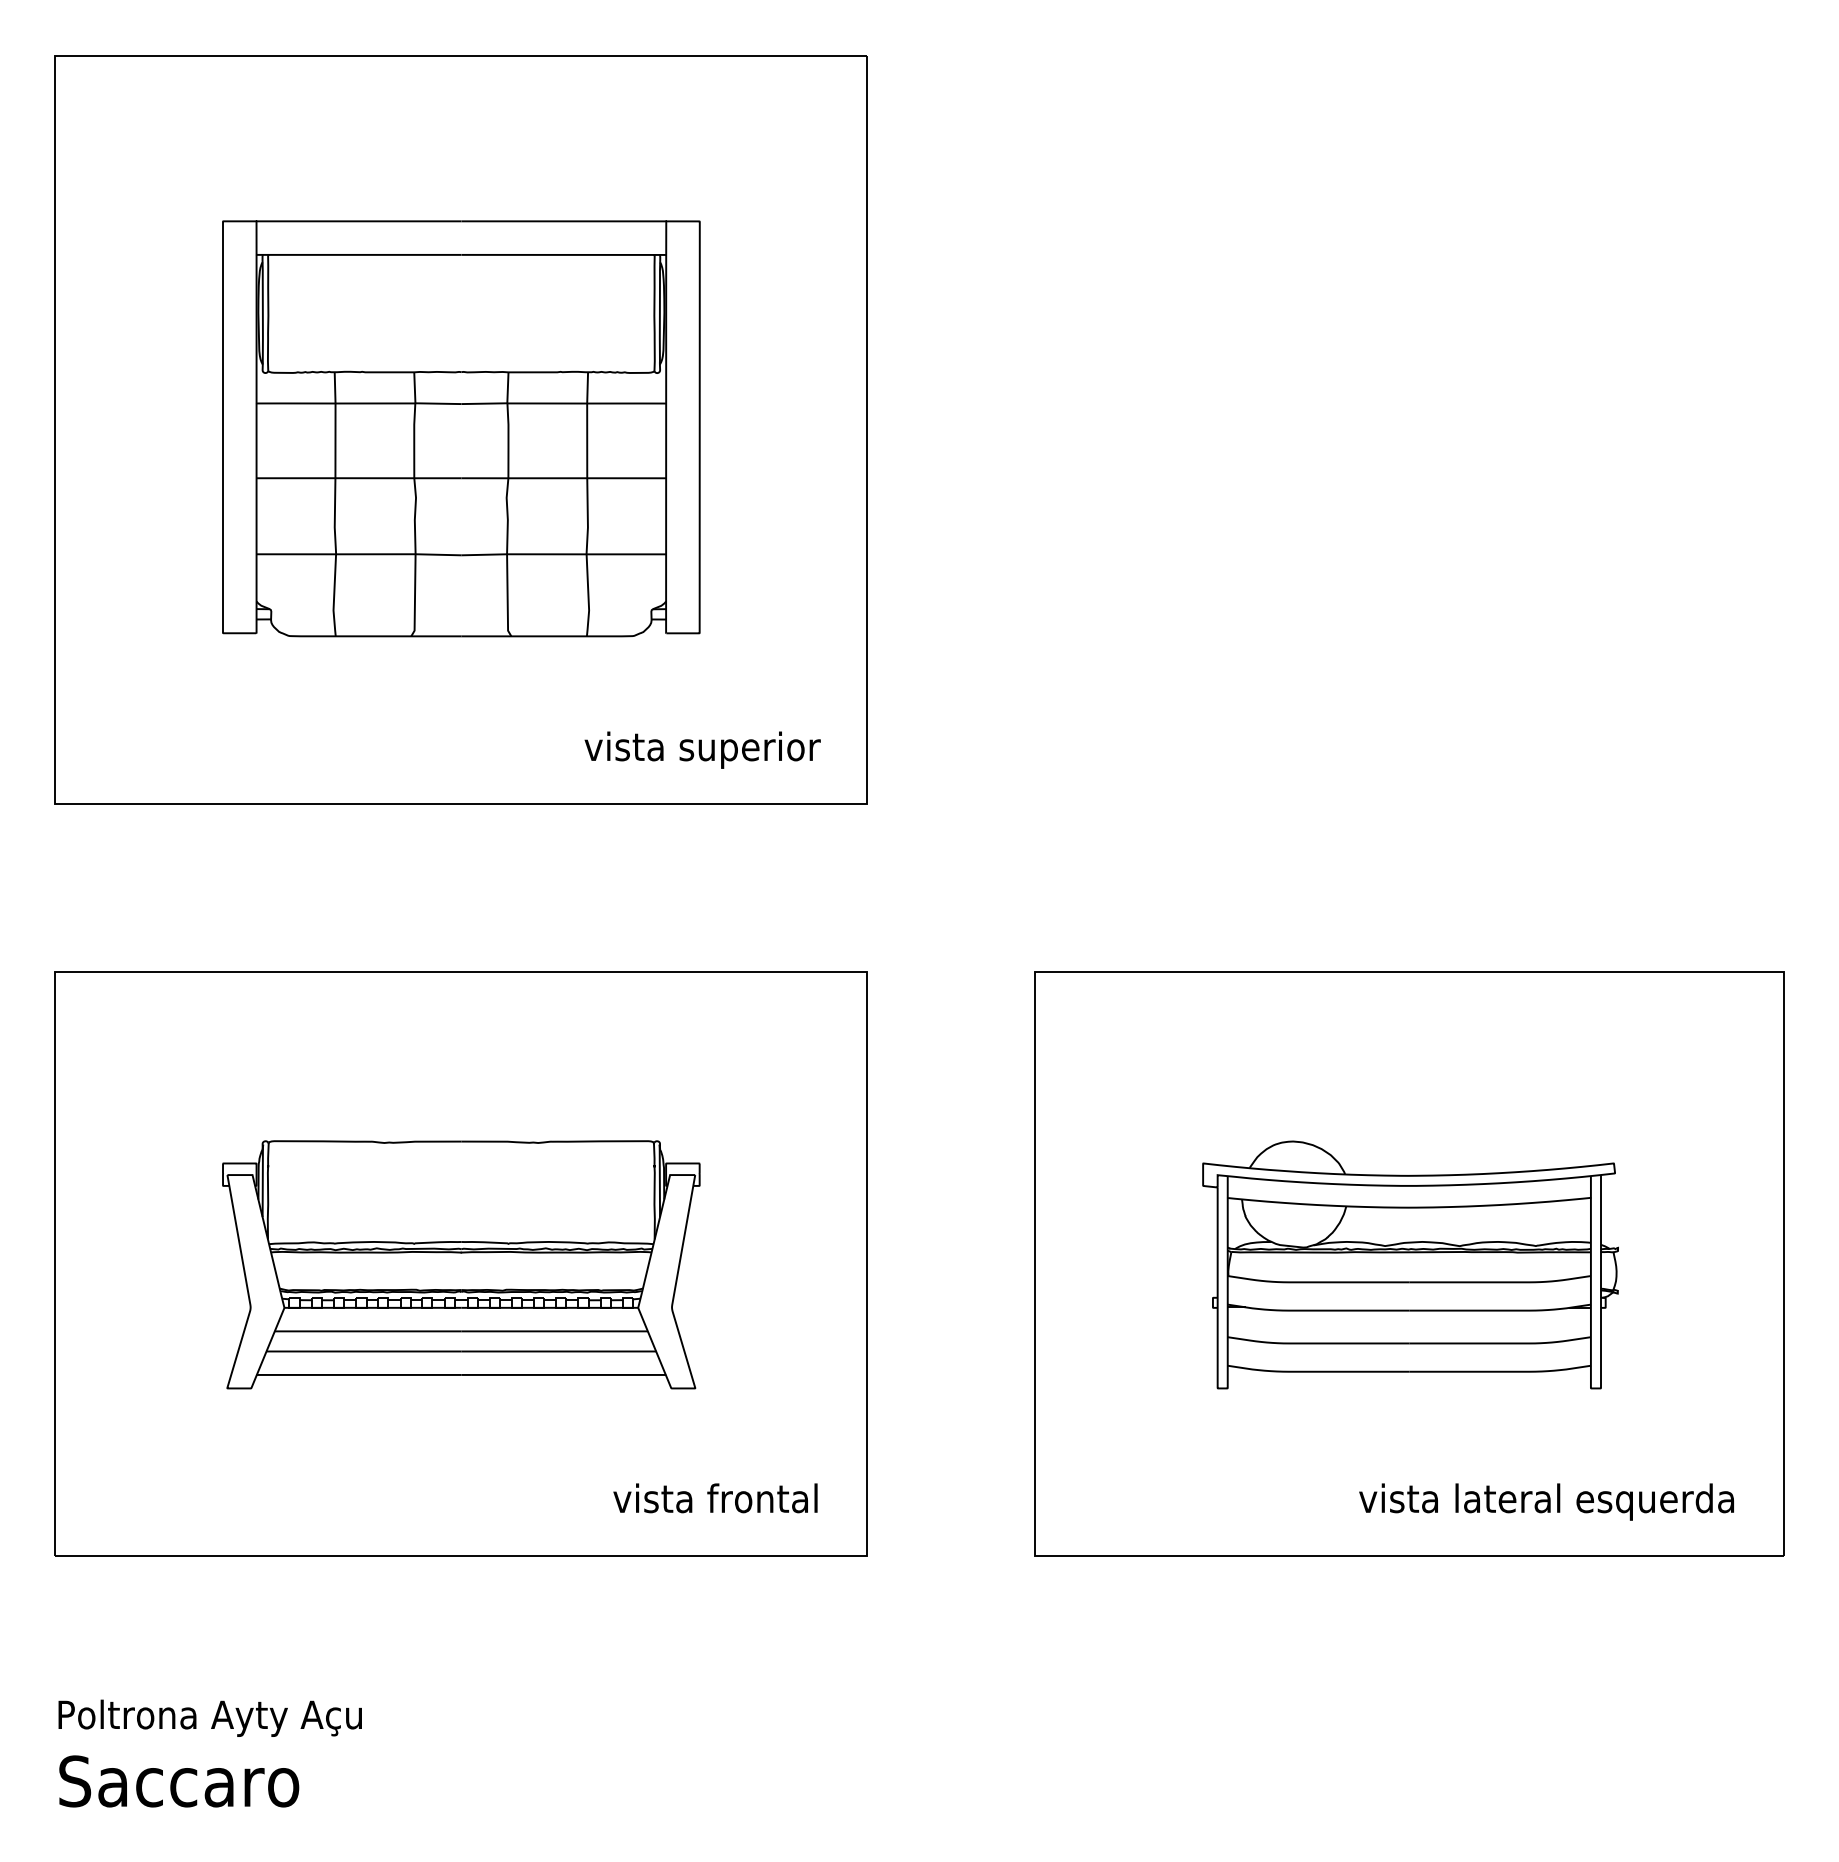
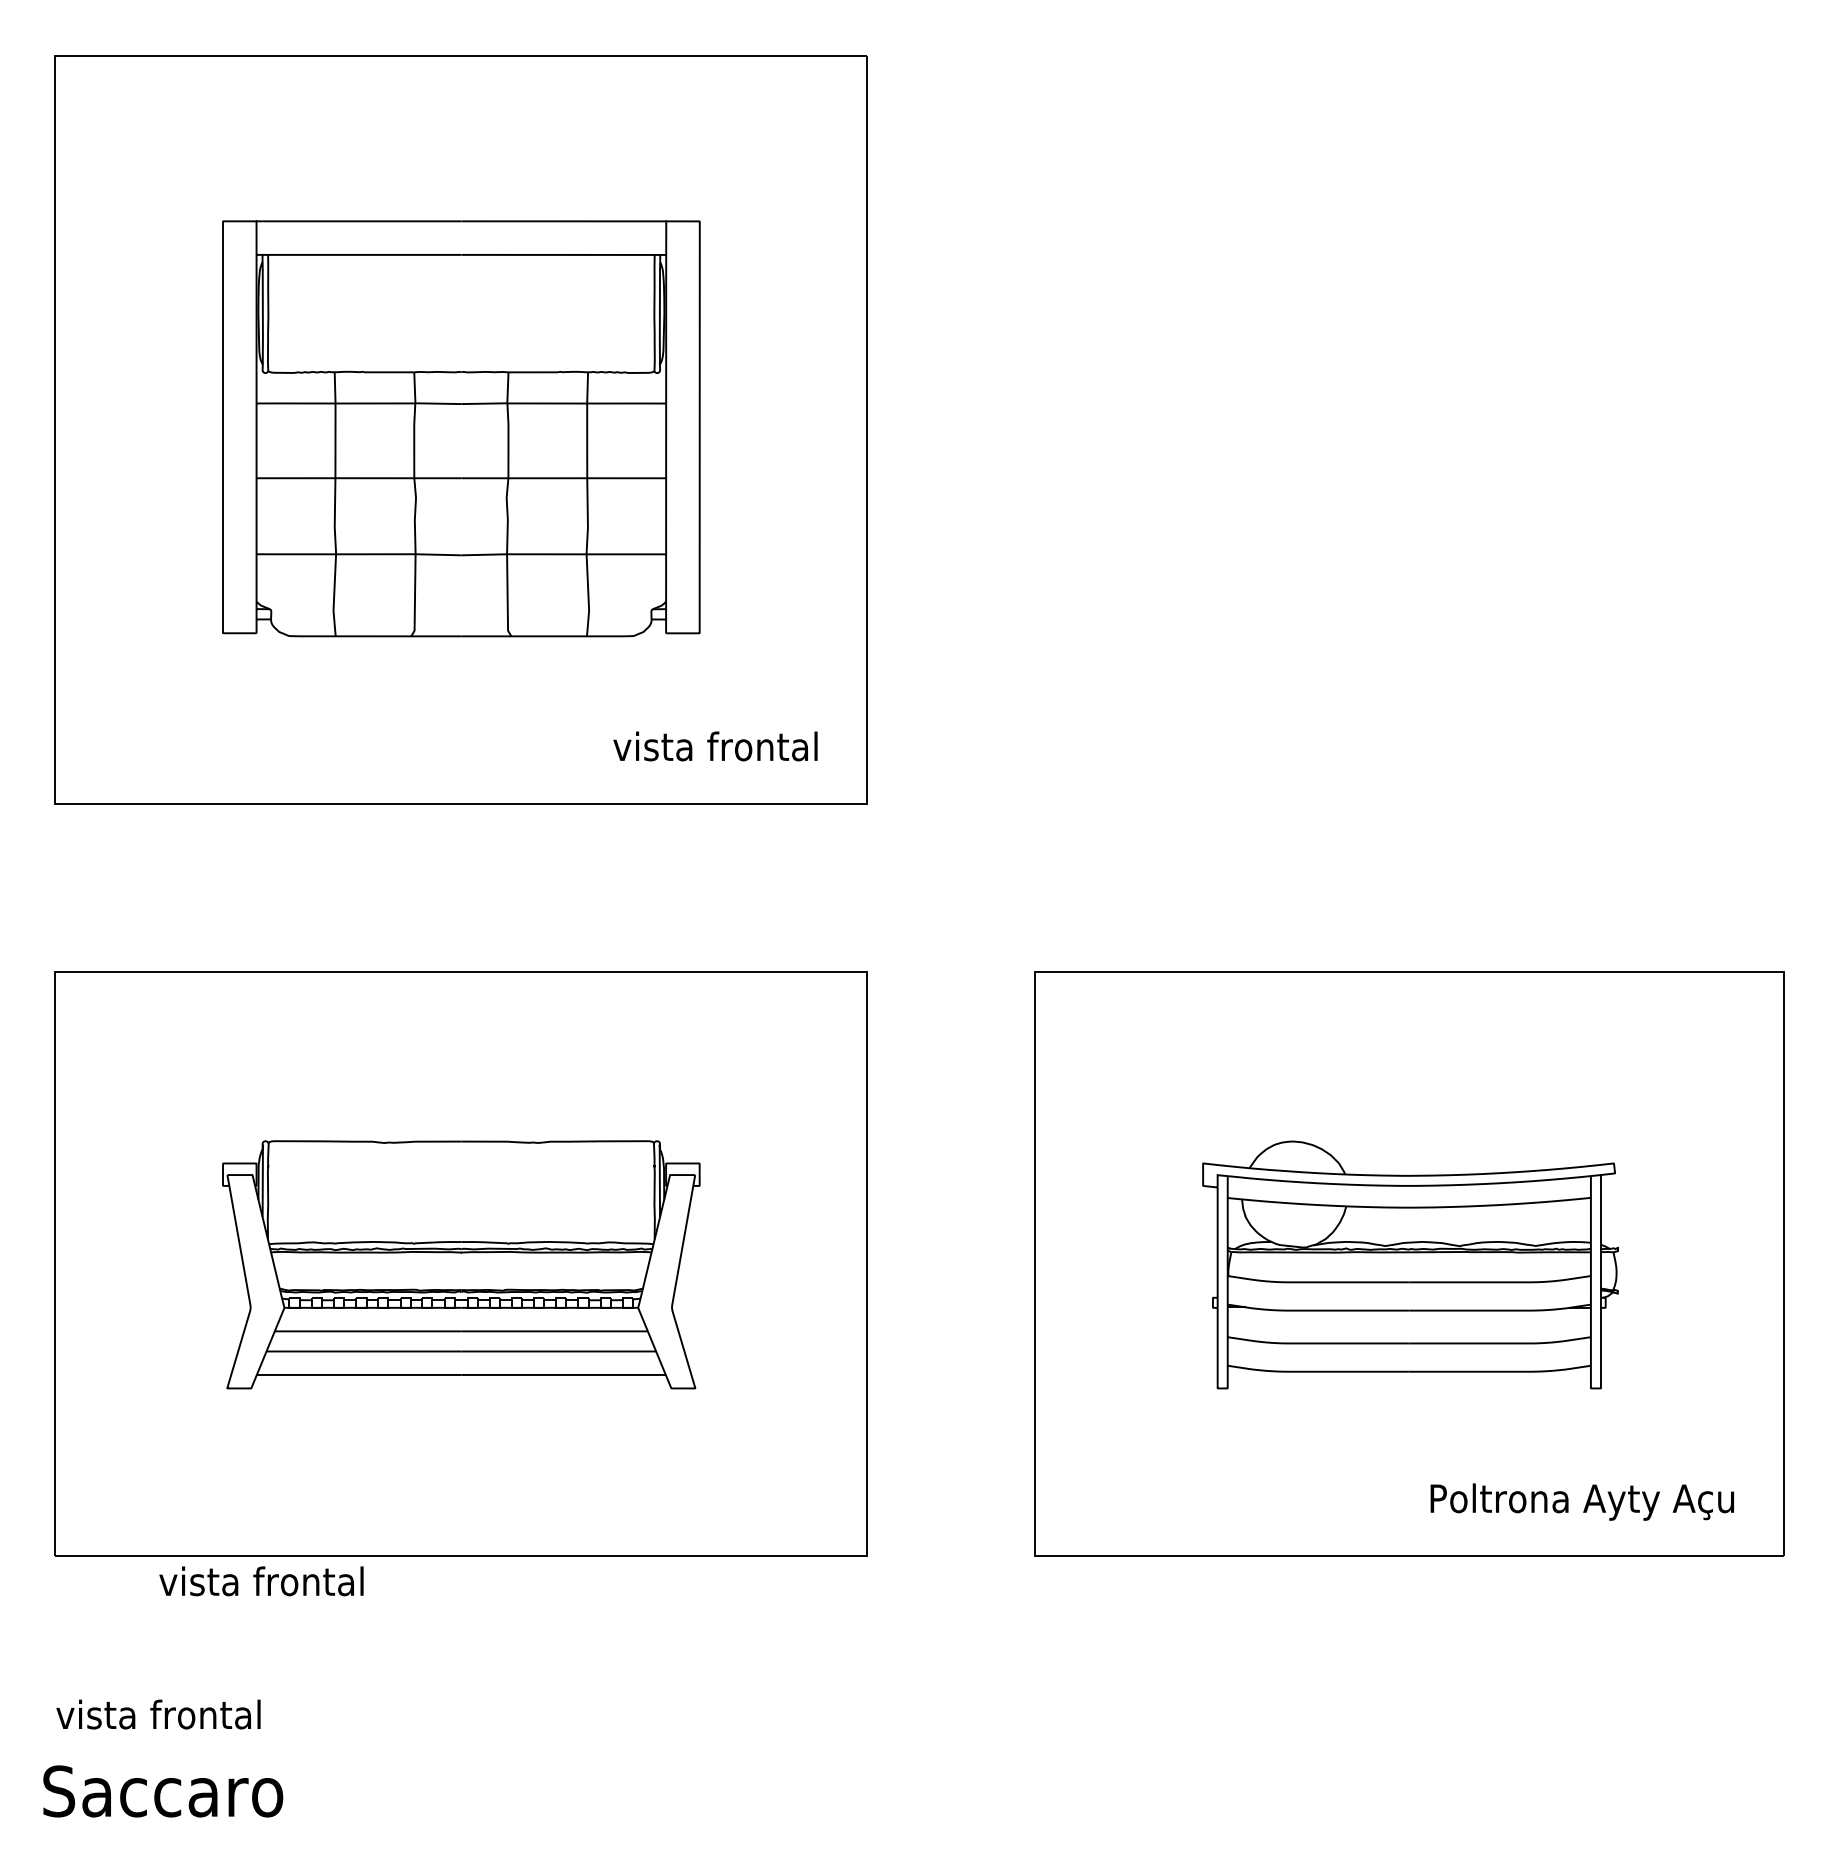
text: vista superior -> vista frontal (702, 749)
text position: (715, 1498) -> (261, 1581) (261, 1581)
text: vista lateral esquerda -> Poltrona Ayty Açu (1546, 1501)
text: Poltrona Ayty Açu -> vista frontal (208, 1717)
text position: (179, 1781) -> (163, 1791) (163, 1791)
